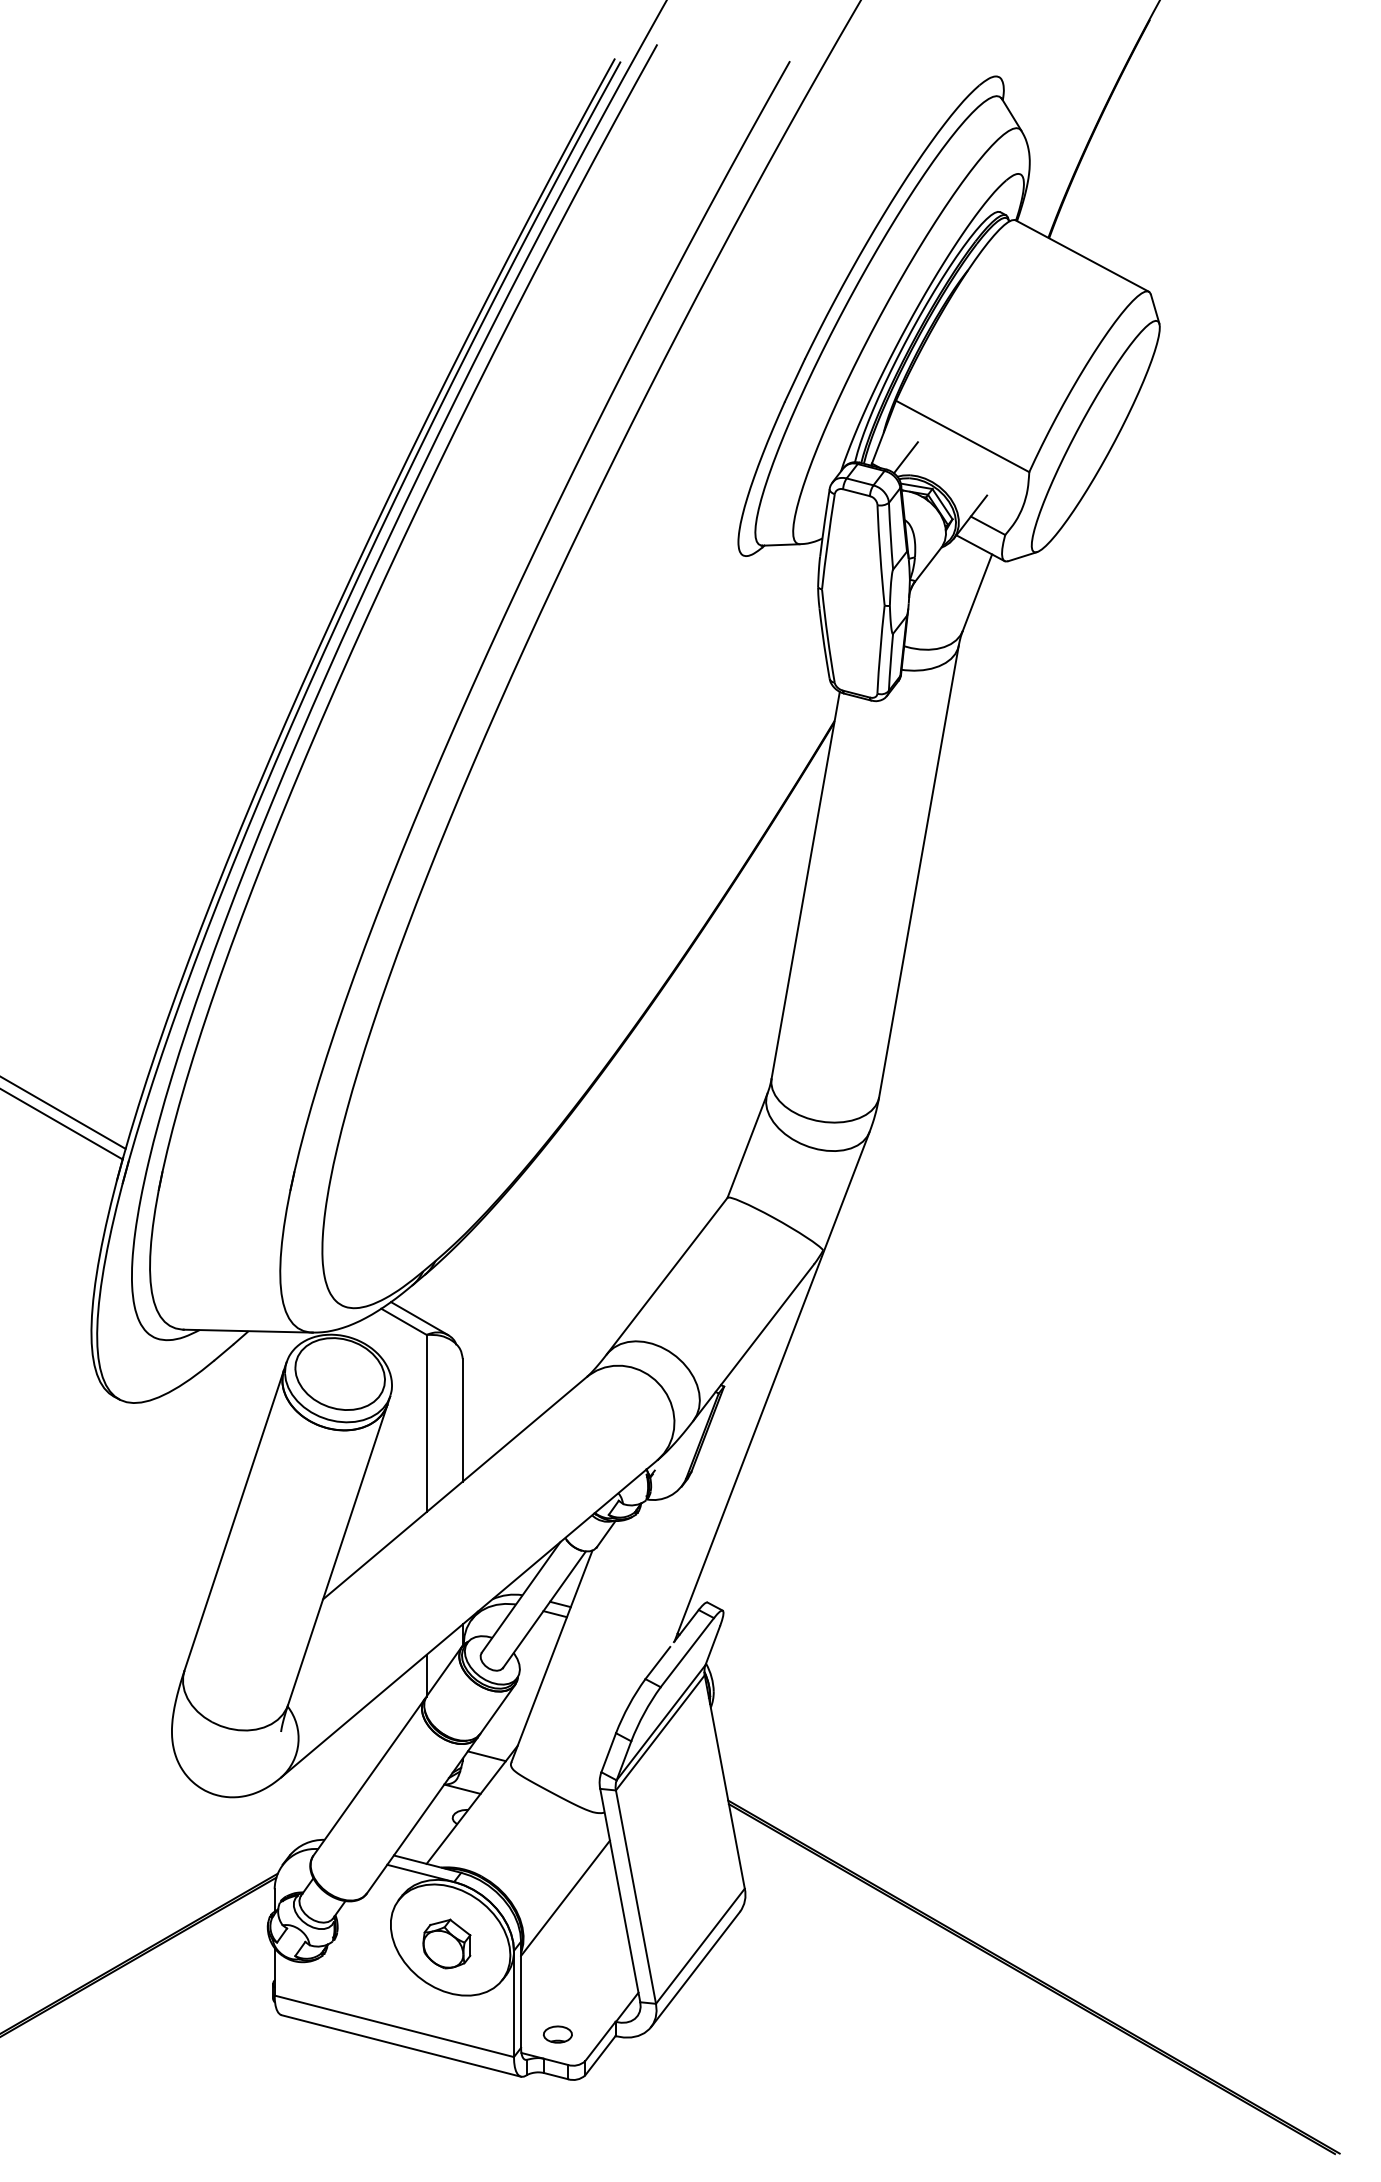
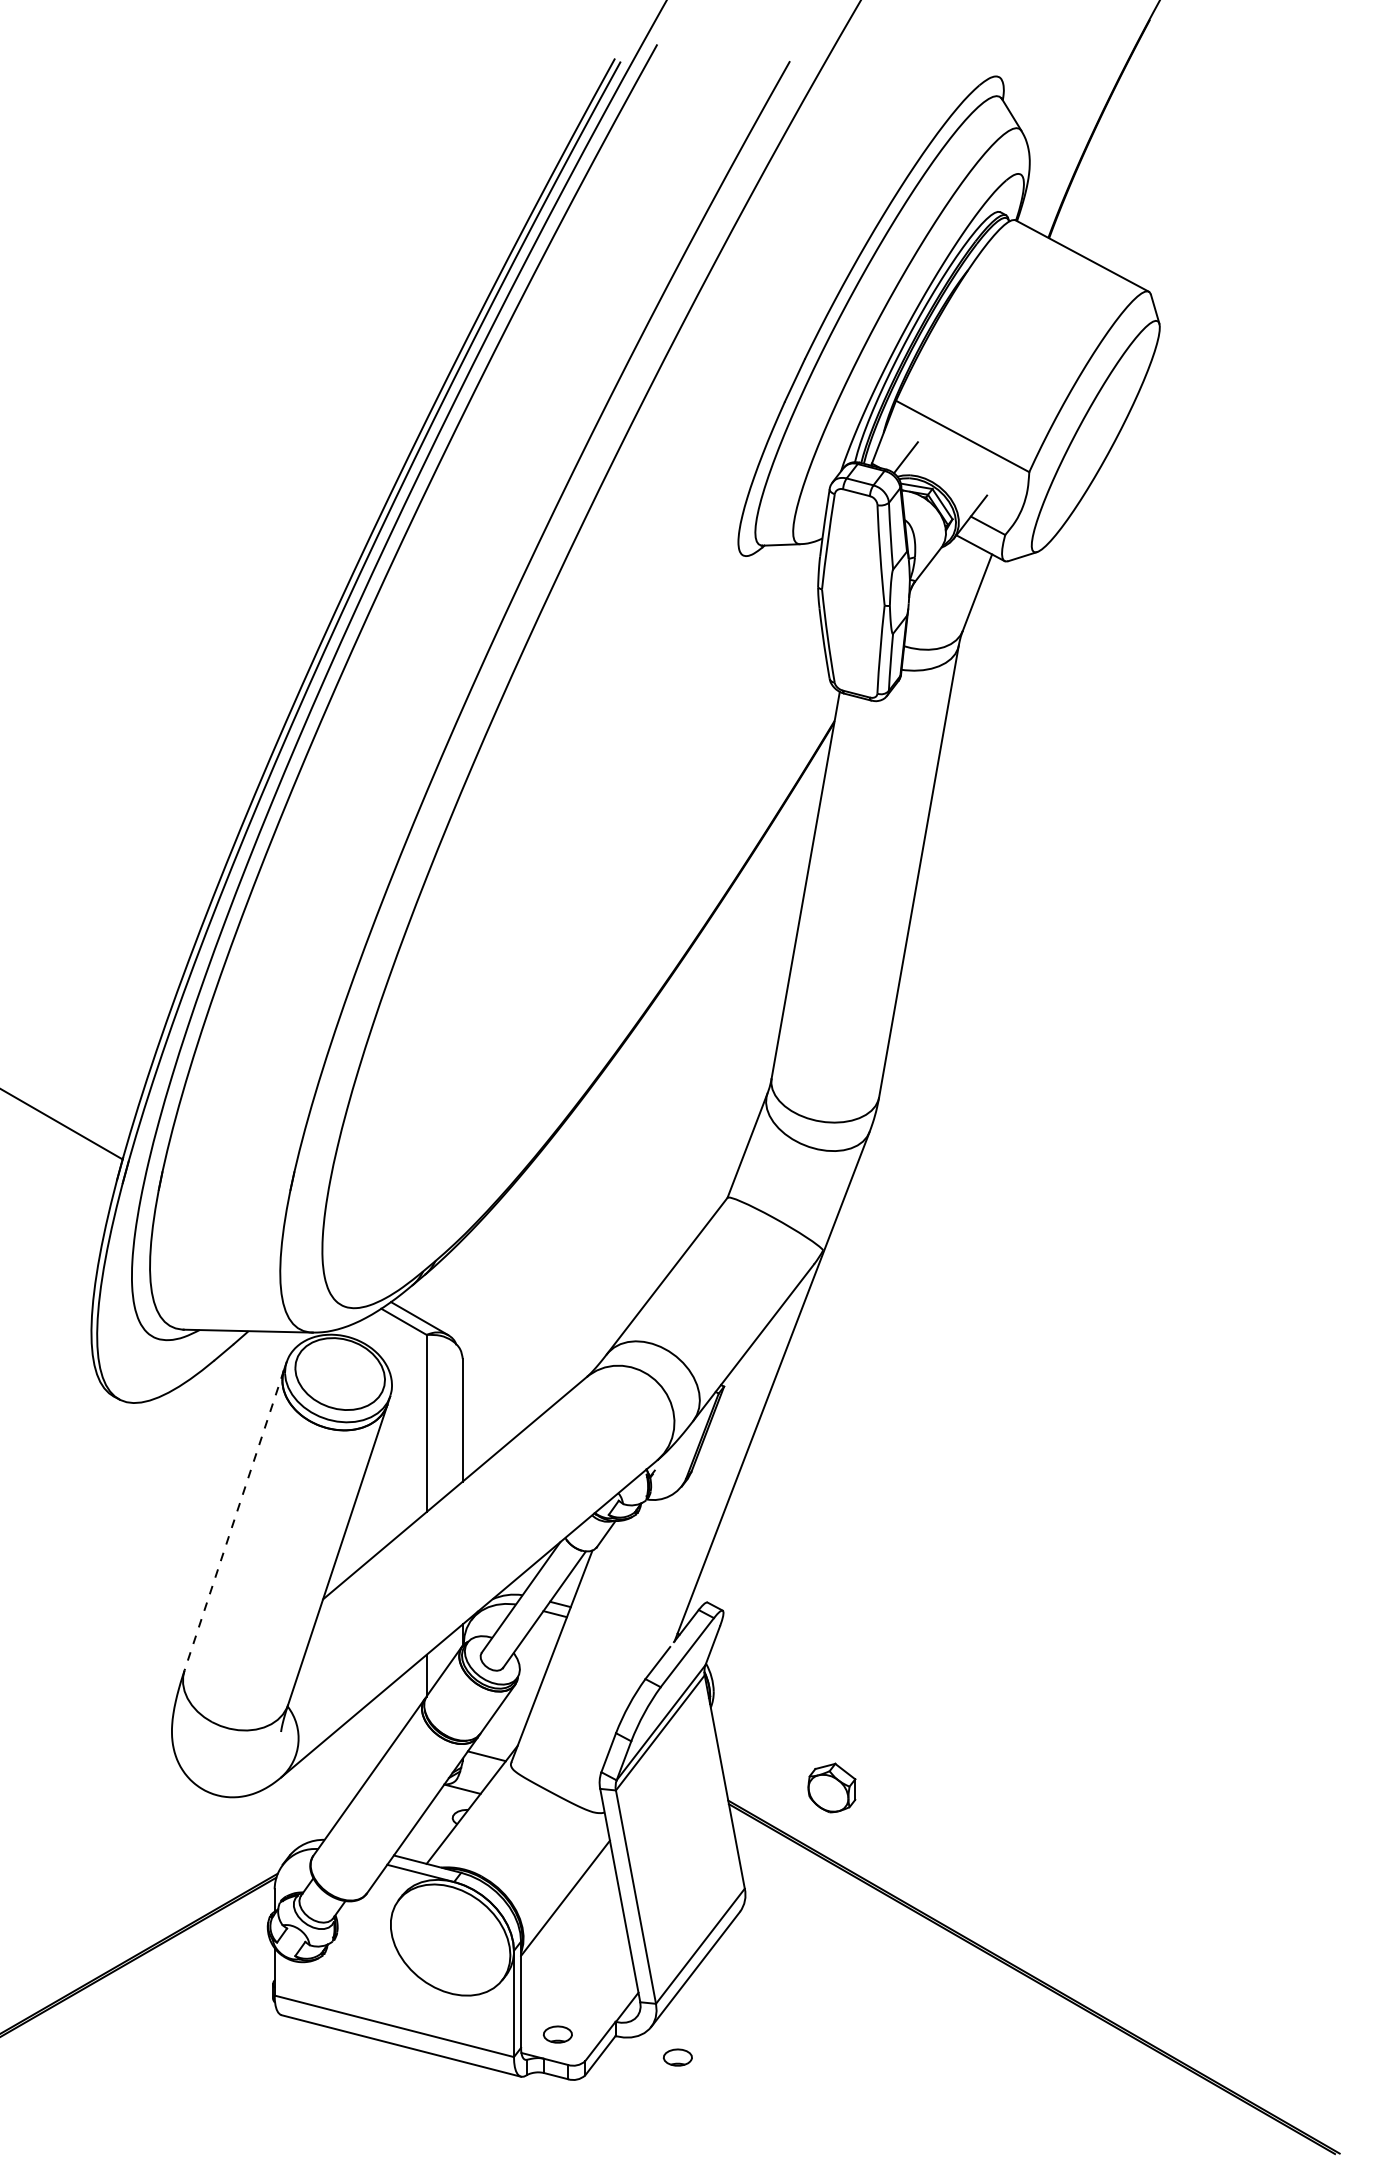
line: present -> none (63, 1112)
line: solid -> dashed (234, 1520)
part position: (446, 1943) -> (831, 1787) (831, 1787)
part: none -> present (677, 2057)
